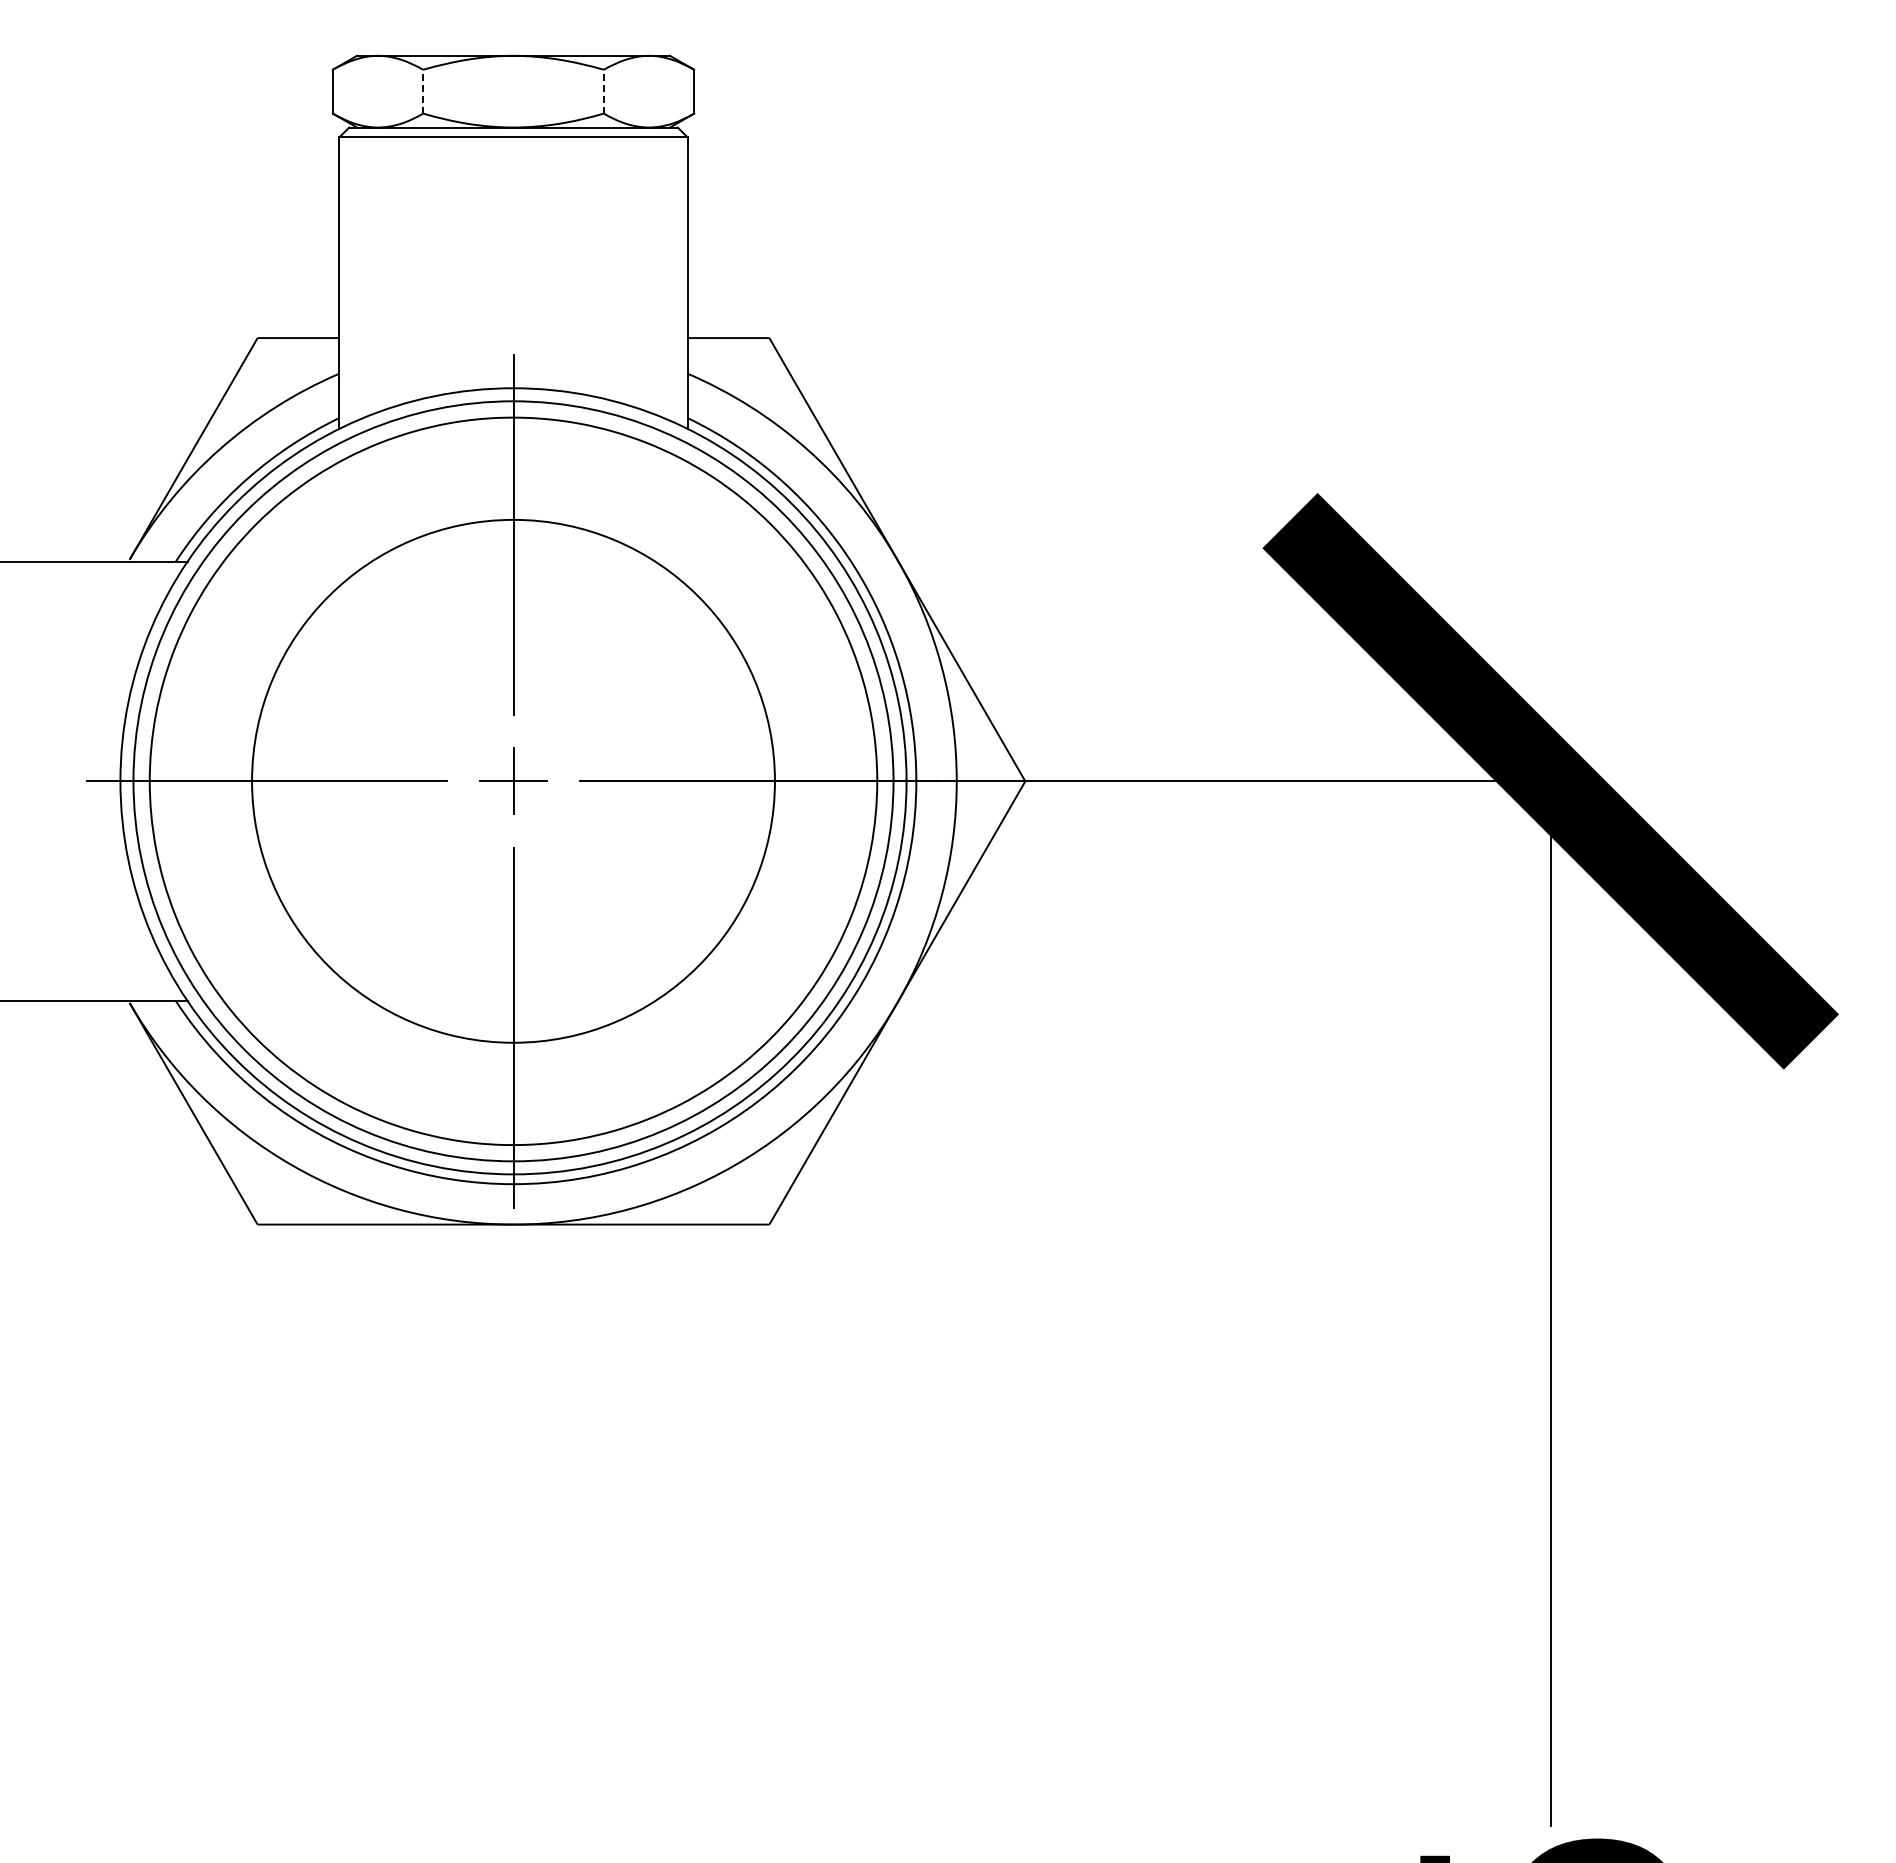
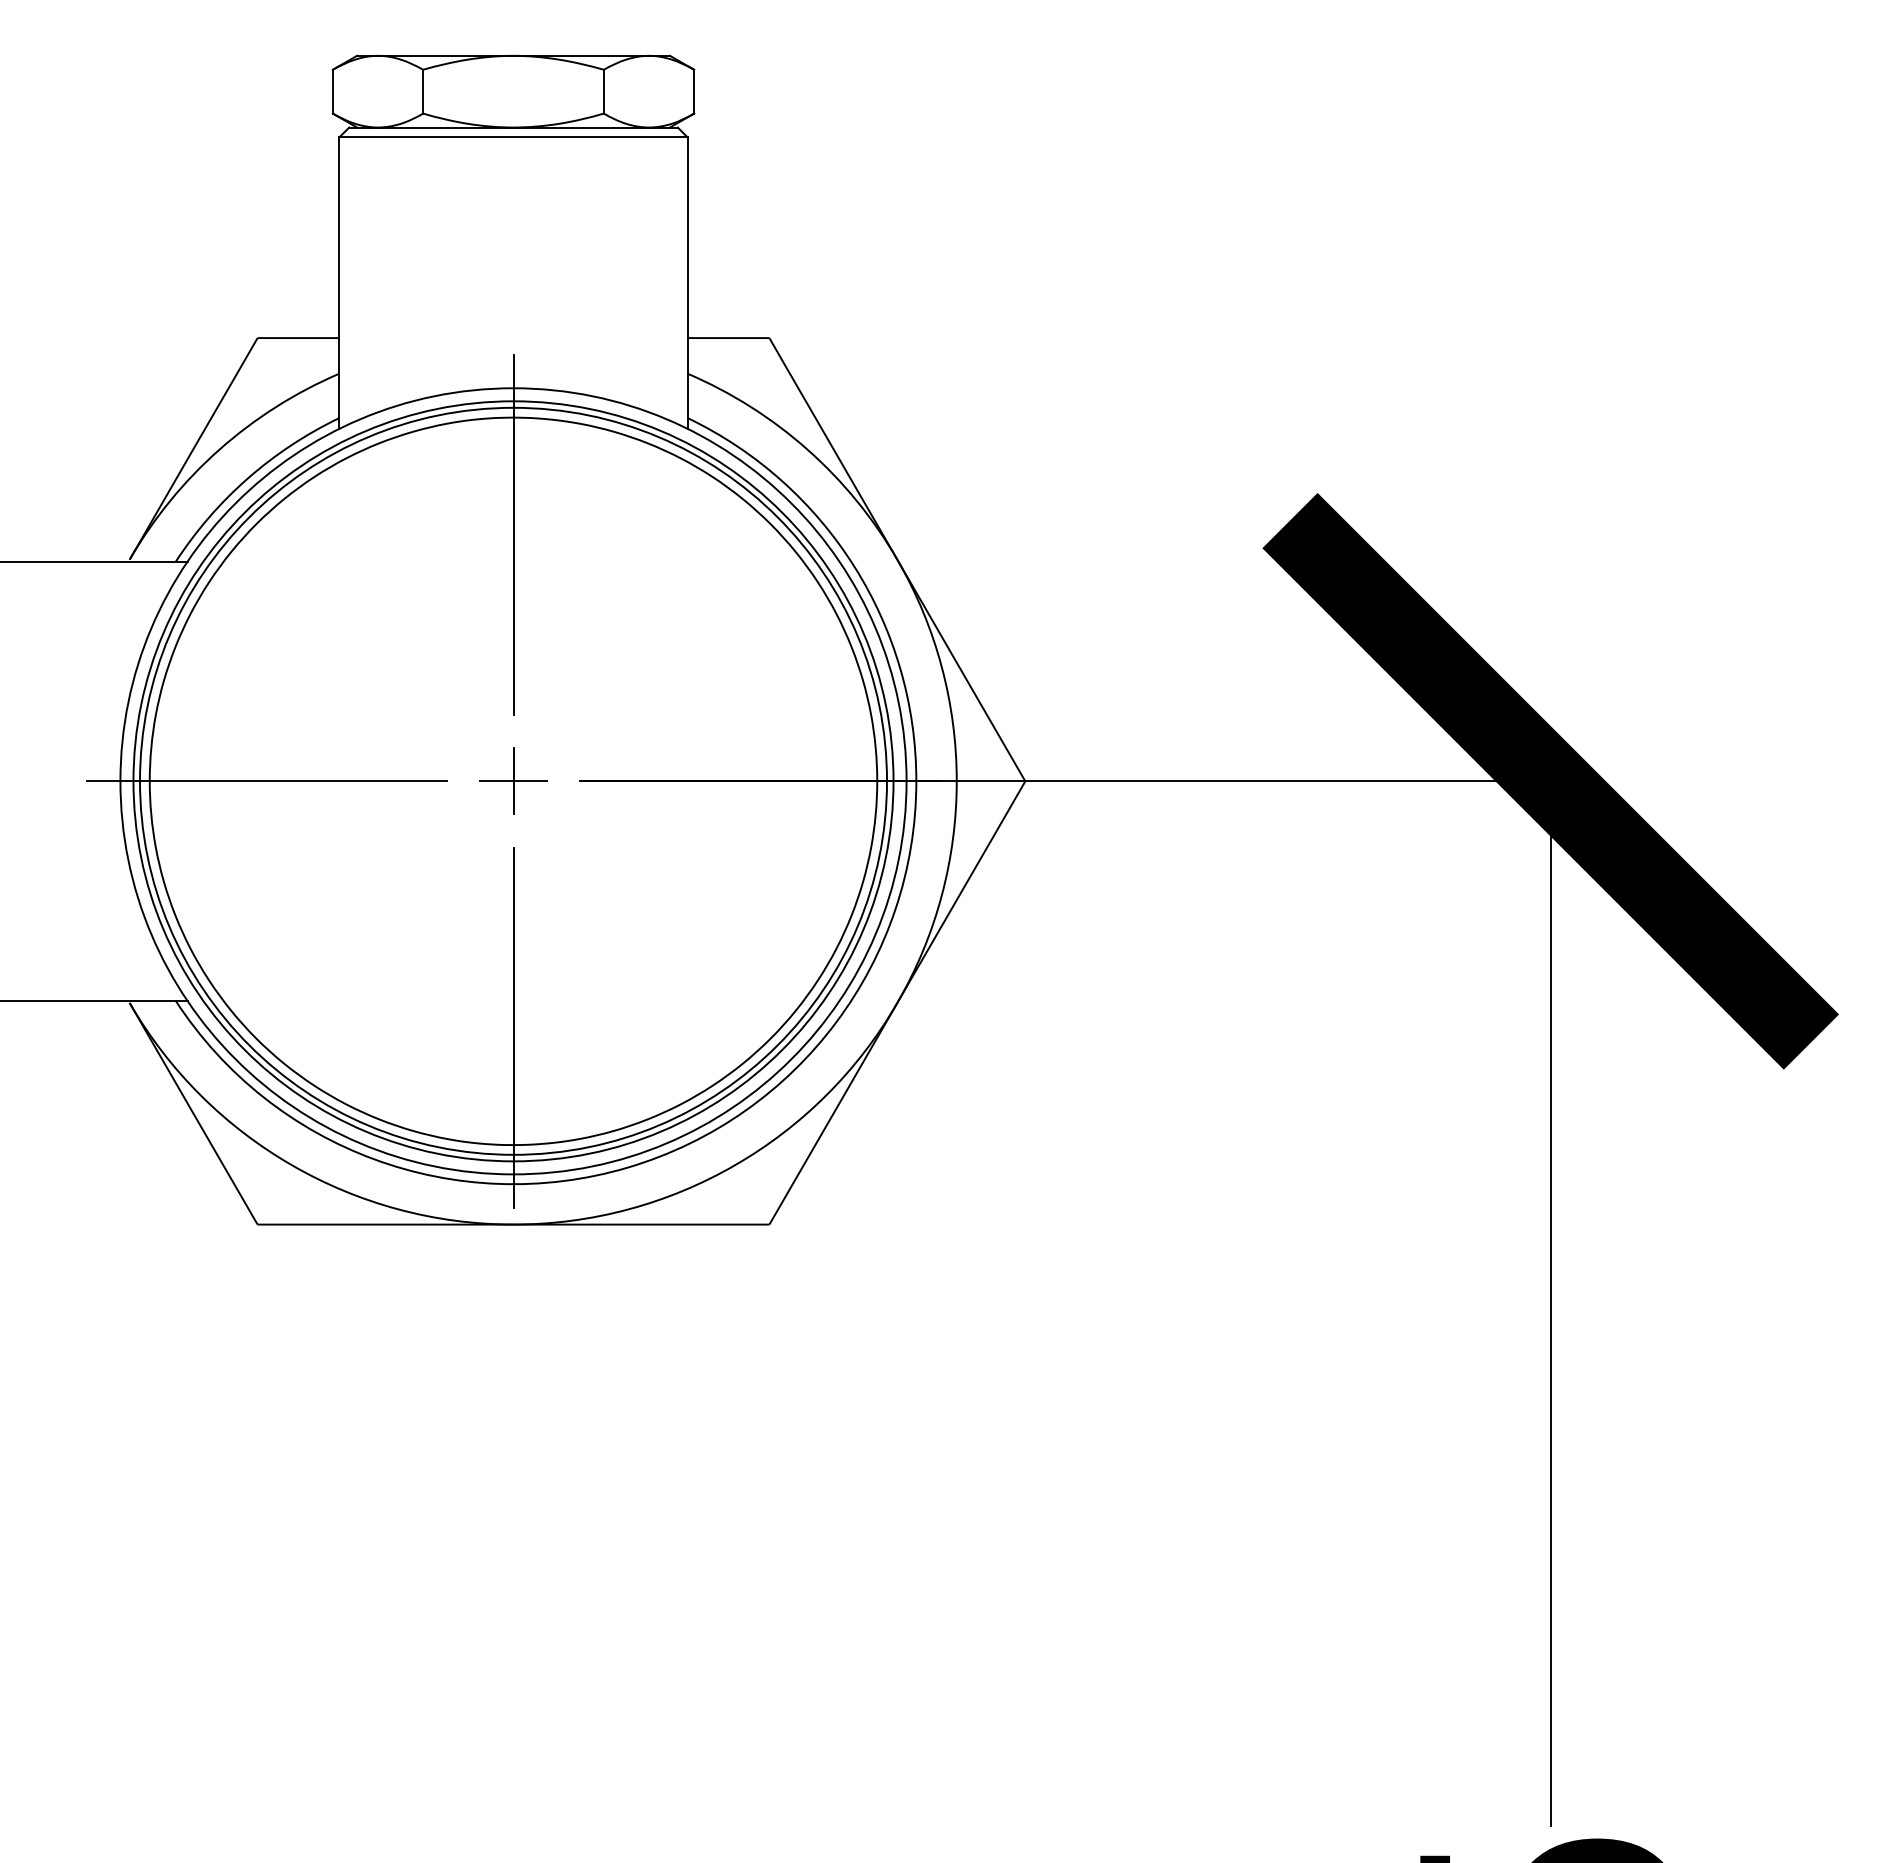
line: dashed -> solid (423, 91)
line: dashed -> solid (603, 91)
circle diameter: 523 px -> 747 px (513, 780)
